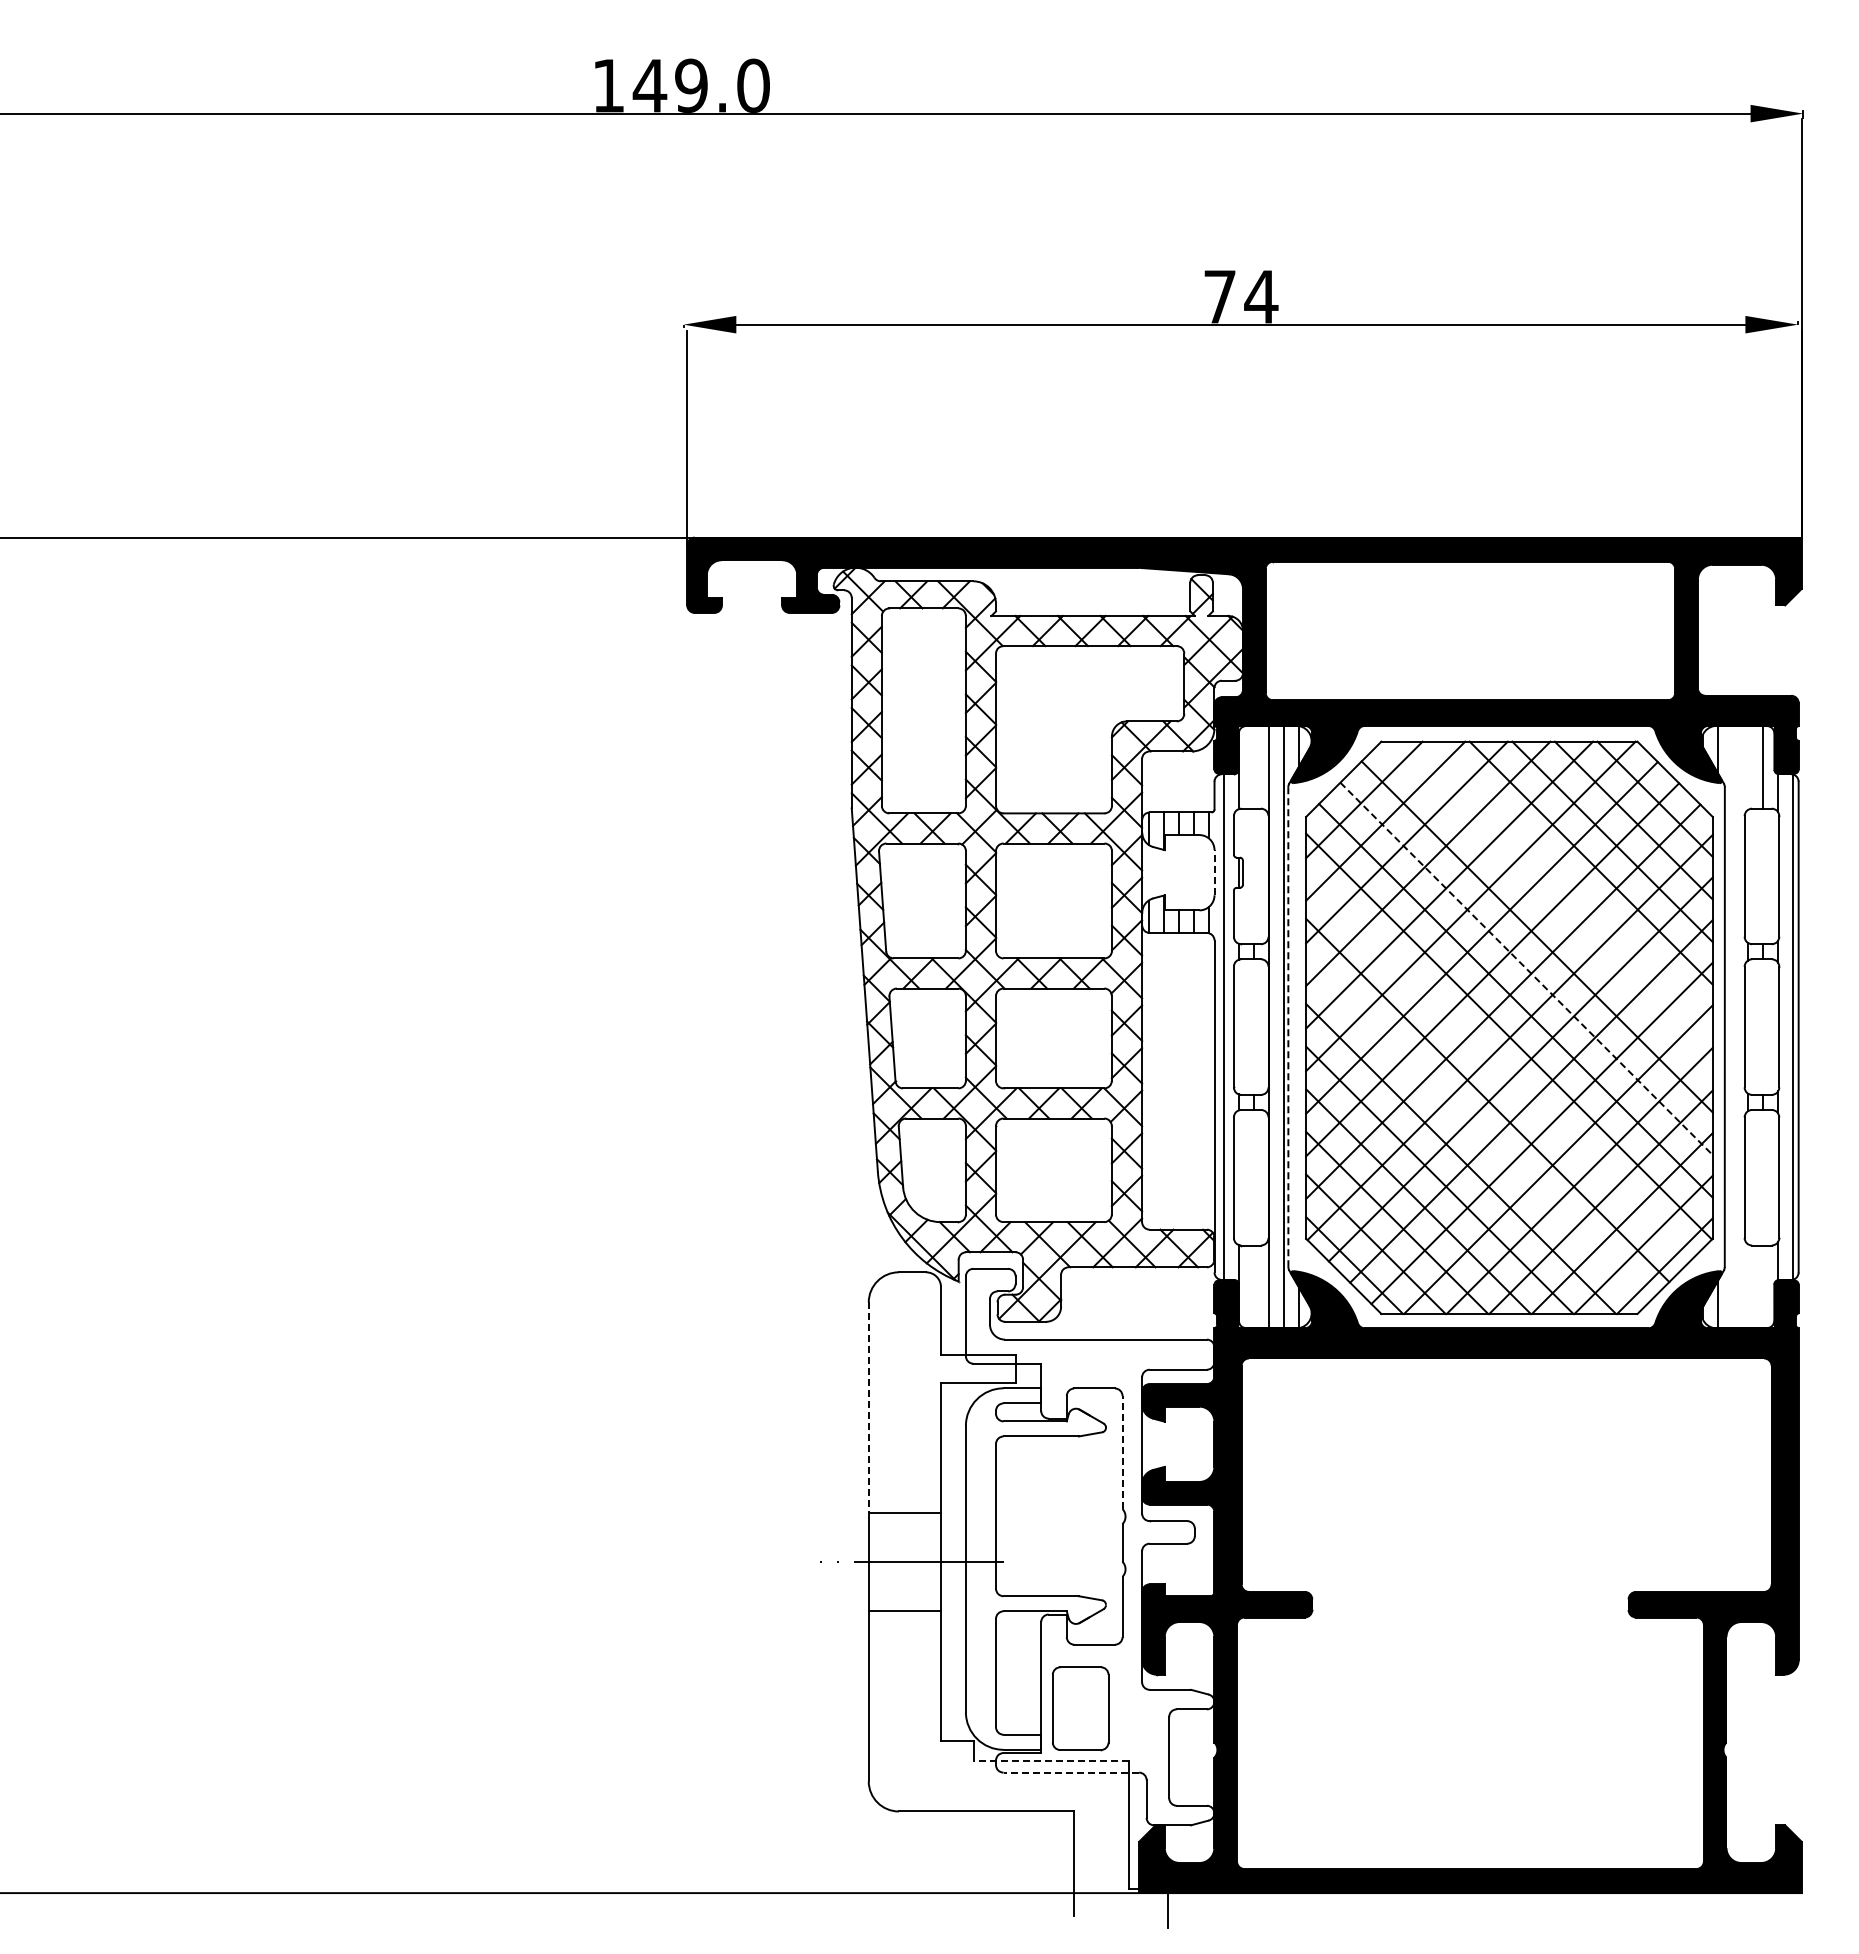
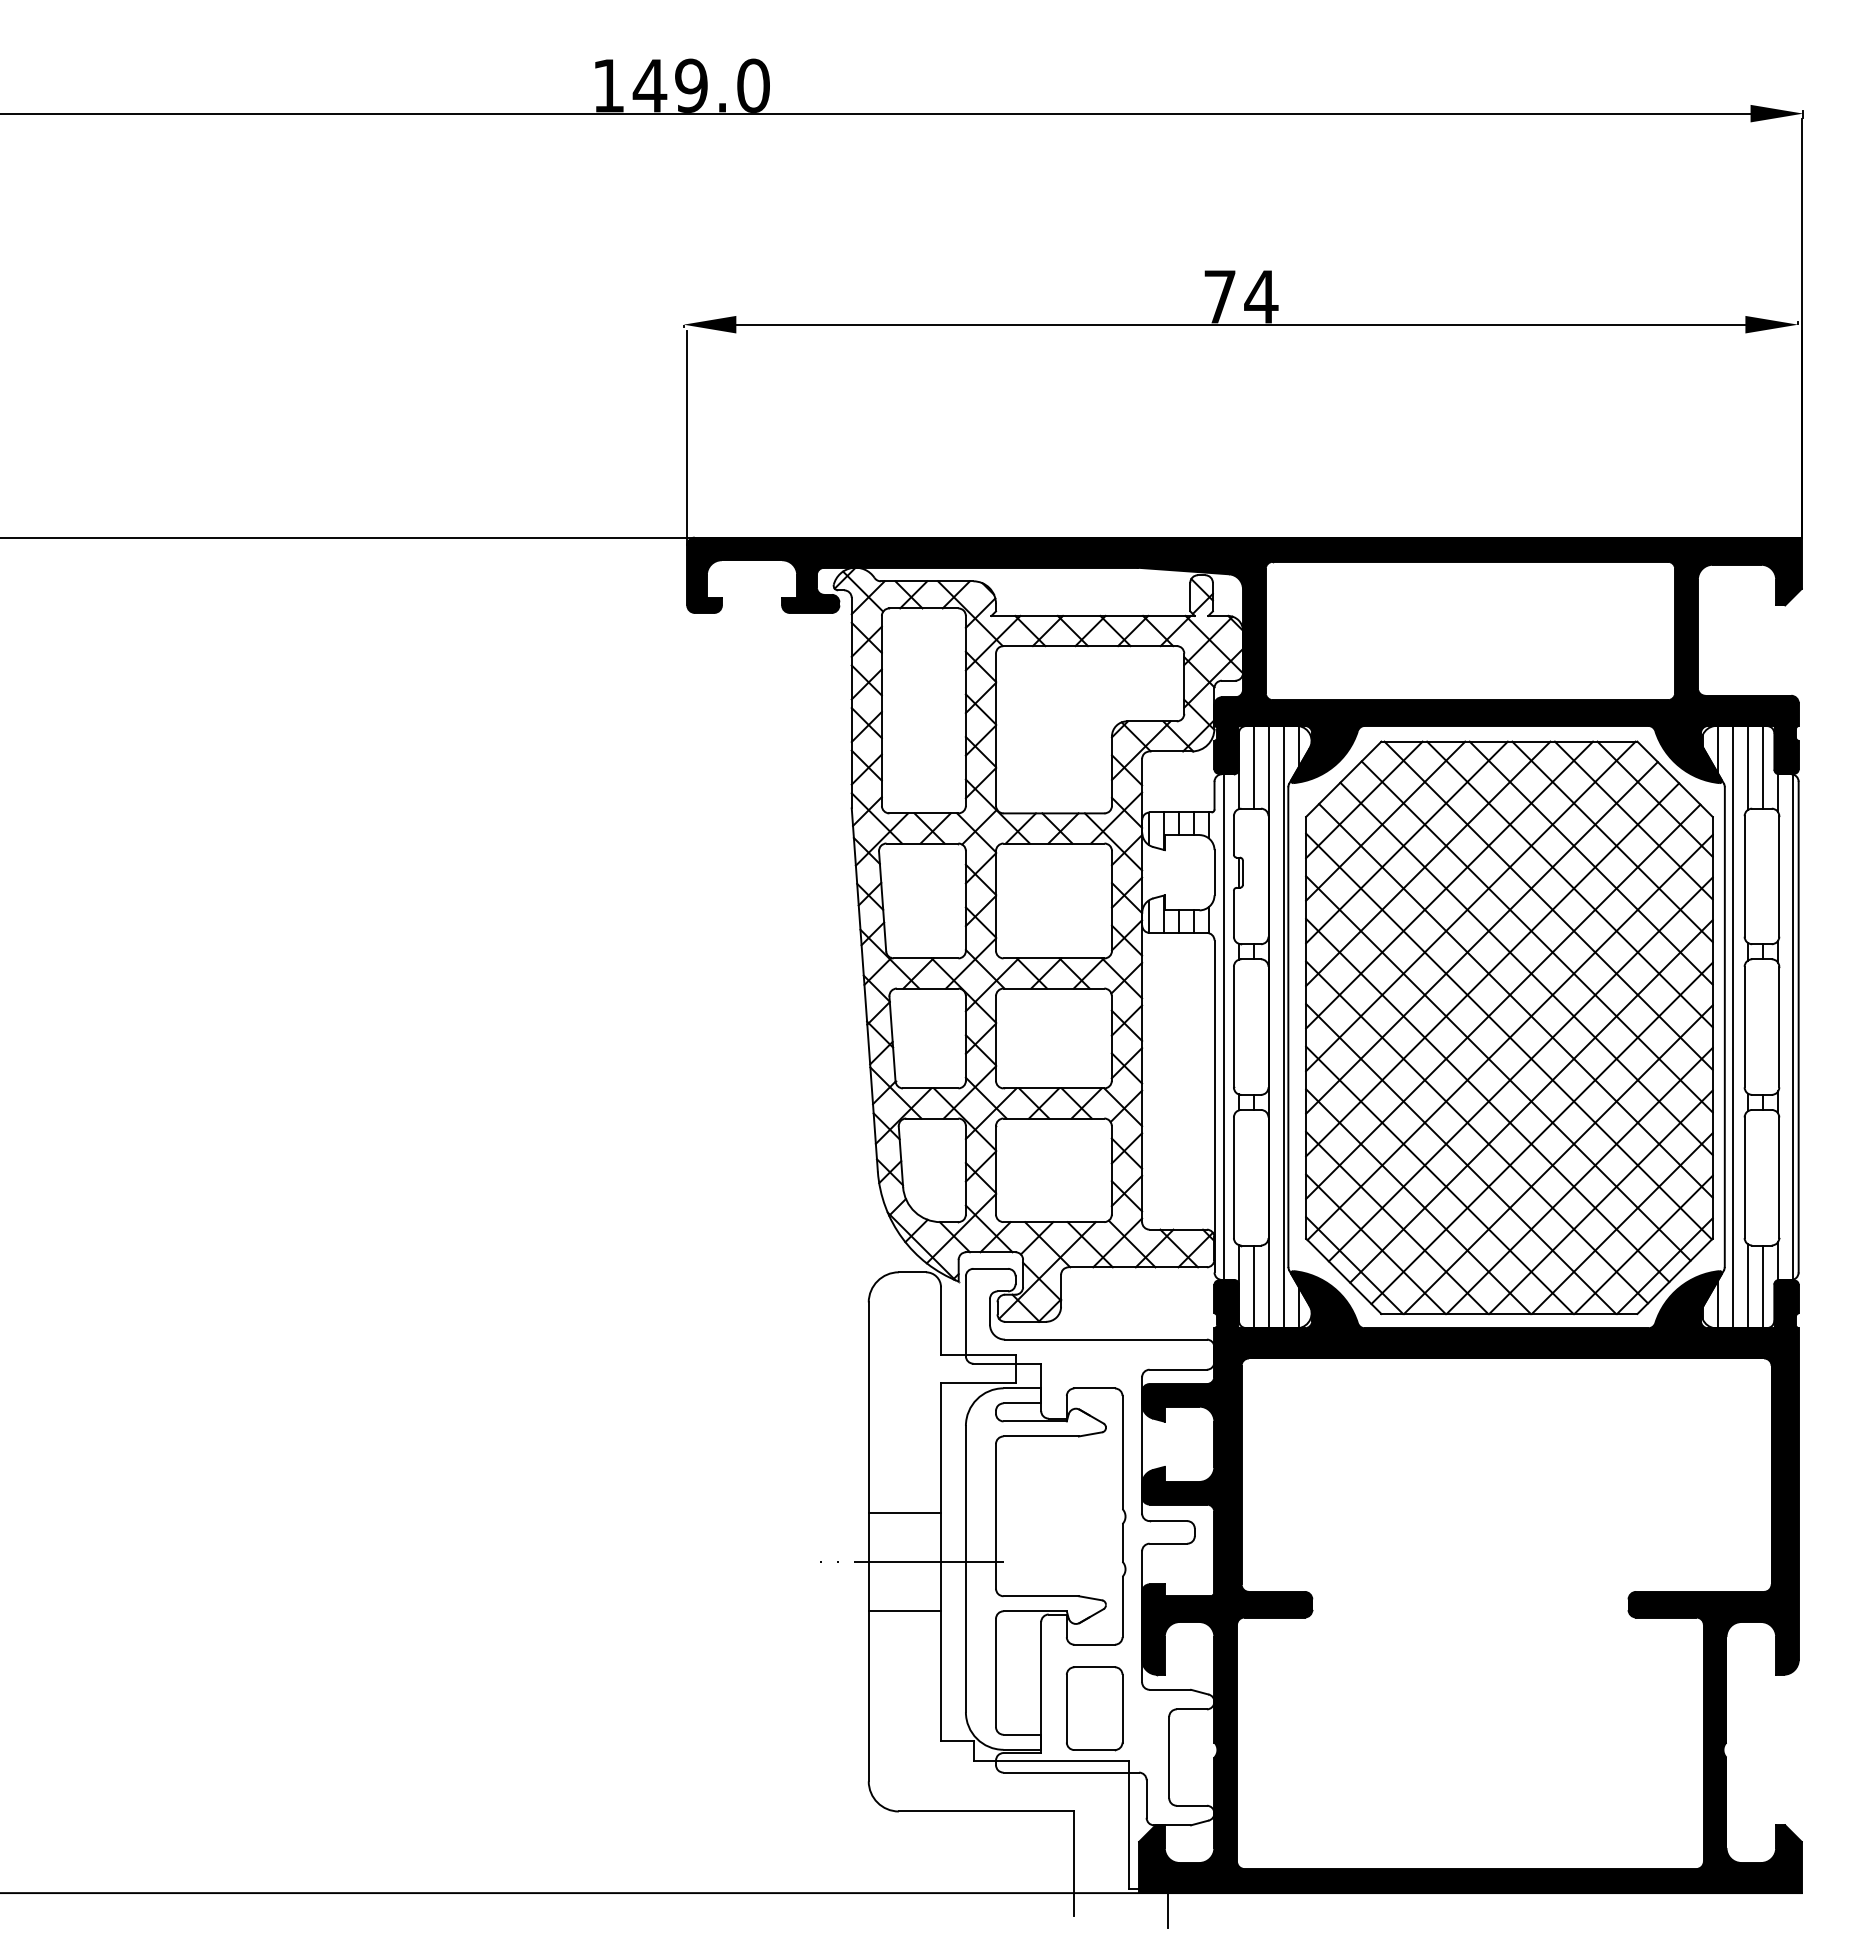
line: none -> present (1253, 767)
line: none -> present (1747, 767)
line: dashed -> solid (1214, 872)
line: none -> present (1569, 884)
line: none -> present (1548, 905)
line: dashed -> solid (1526, 969)
line: dashed -> solid (1288, 1027)
line: none -> present (1732, 1027)
line: none -> present (1498, 1068)
line: none -> present (1477, 1132)
line: none -> present (1253, 1286)
line: none -> present (1747, 1286)
line: none -> present (1763, 1286)
line: dashed -> solid (868, 1408)
line: dashed -> solid (1122, 1452)
part position: (1080, 1708) -> (1094, 1708) (1094, 1708)
line: dashed -> solid (1050, 1761)
line: dashed -> solid (1071, 1772)
